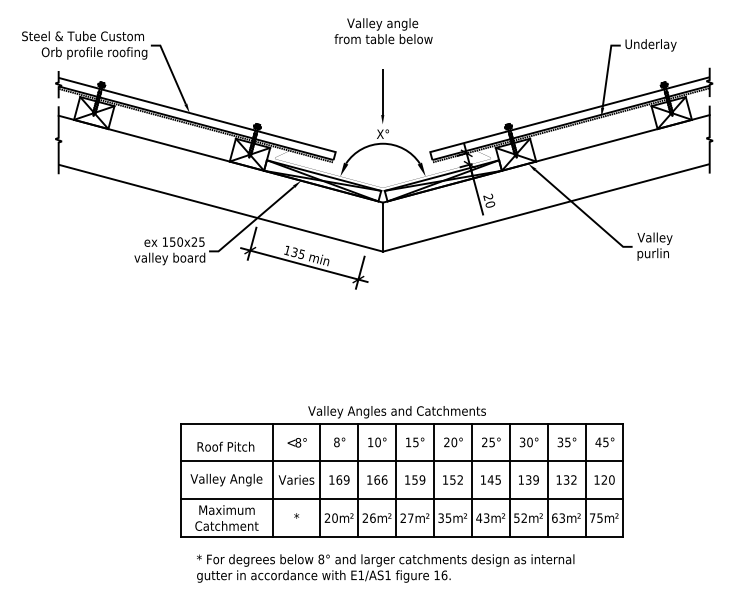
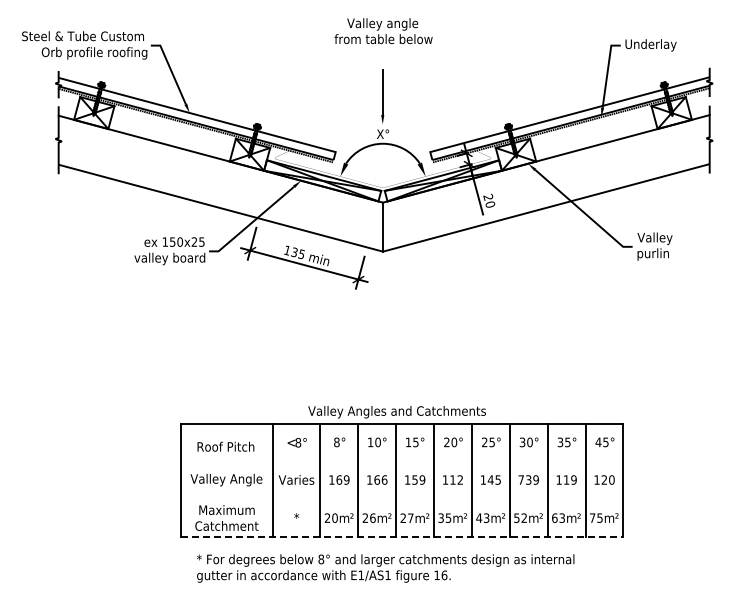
line: present -> none (401, 461)
text: 152 -> 112 (452, 479)
text: 139 -> 739 (520, 479)
text: 132 -> 119 (569, 479)
line: present -> none (401, 499)
line: solid -> dashed (402, 537)
